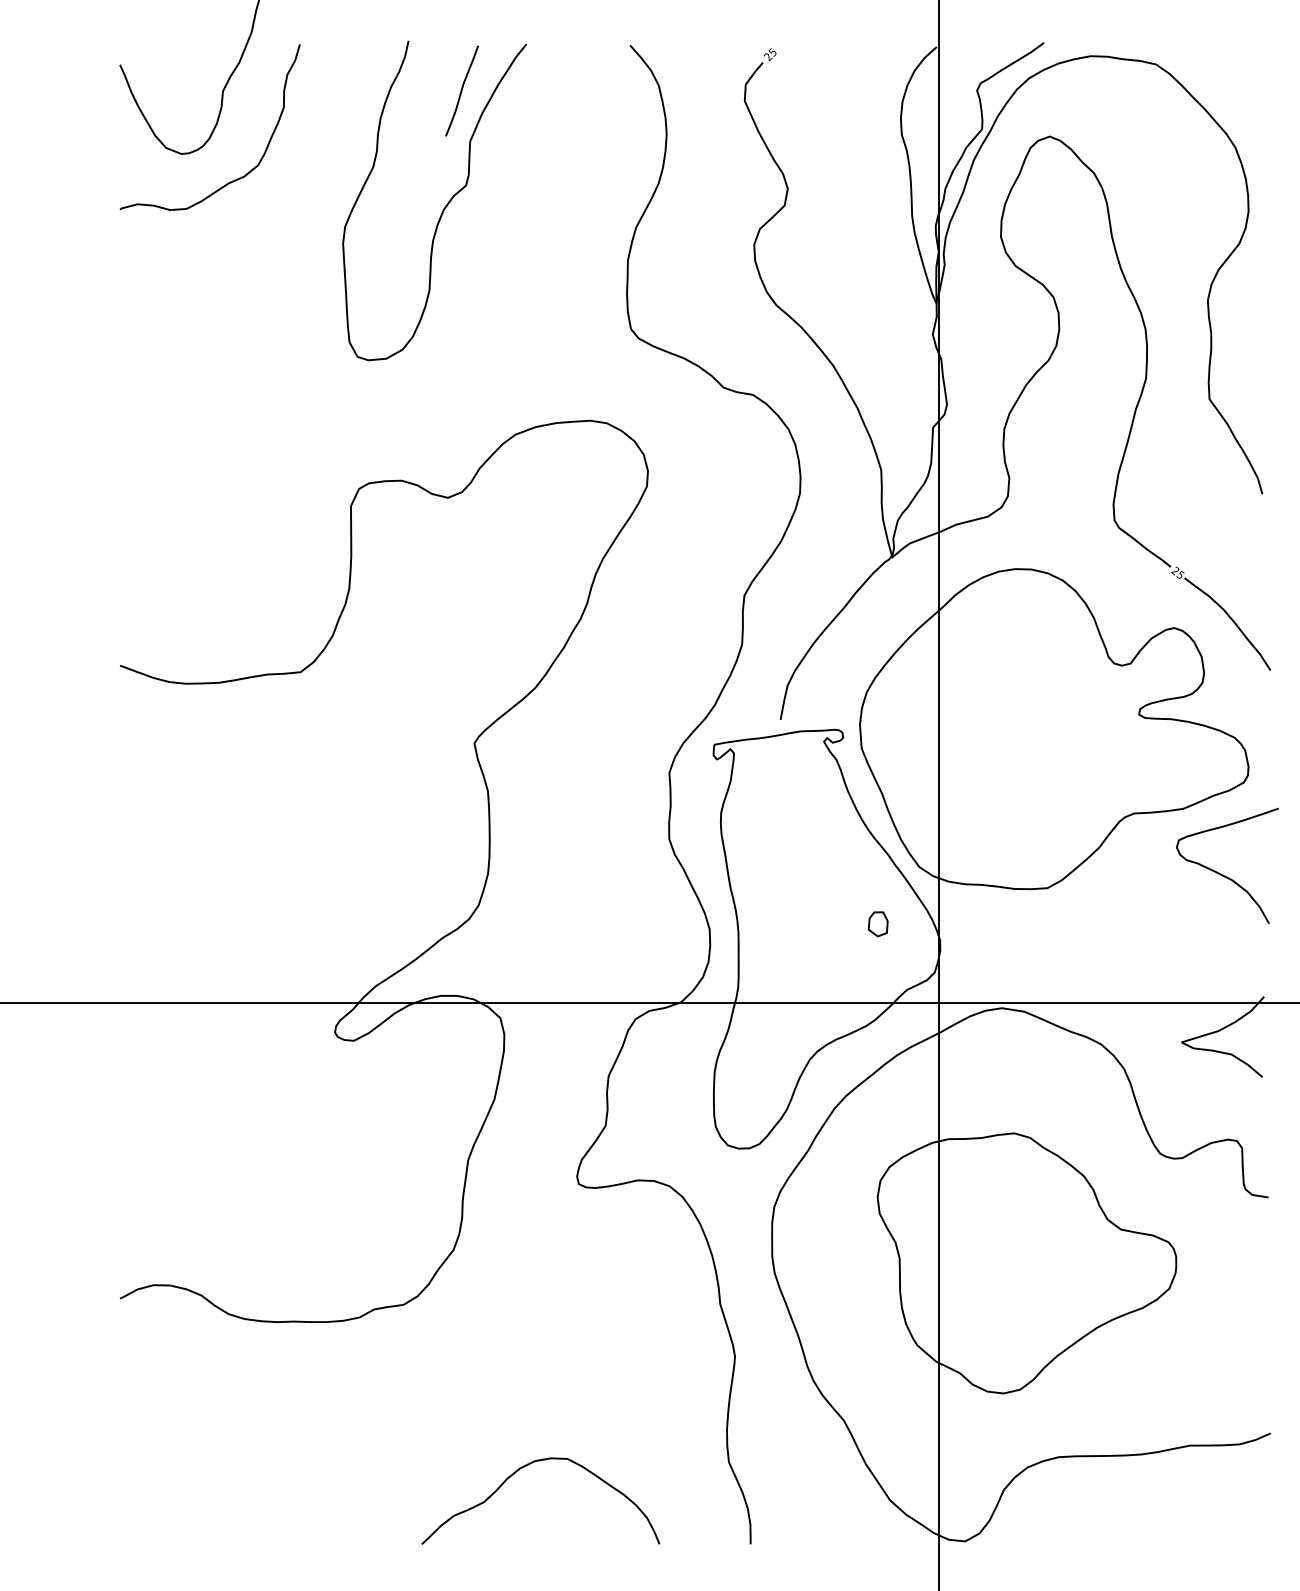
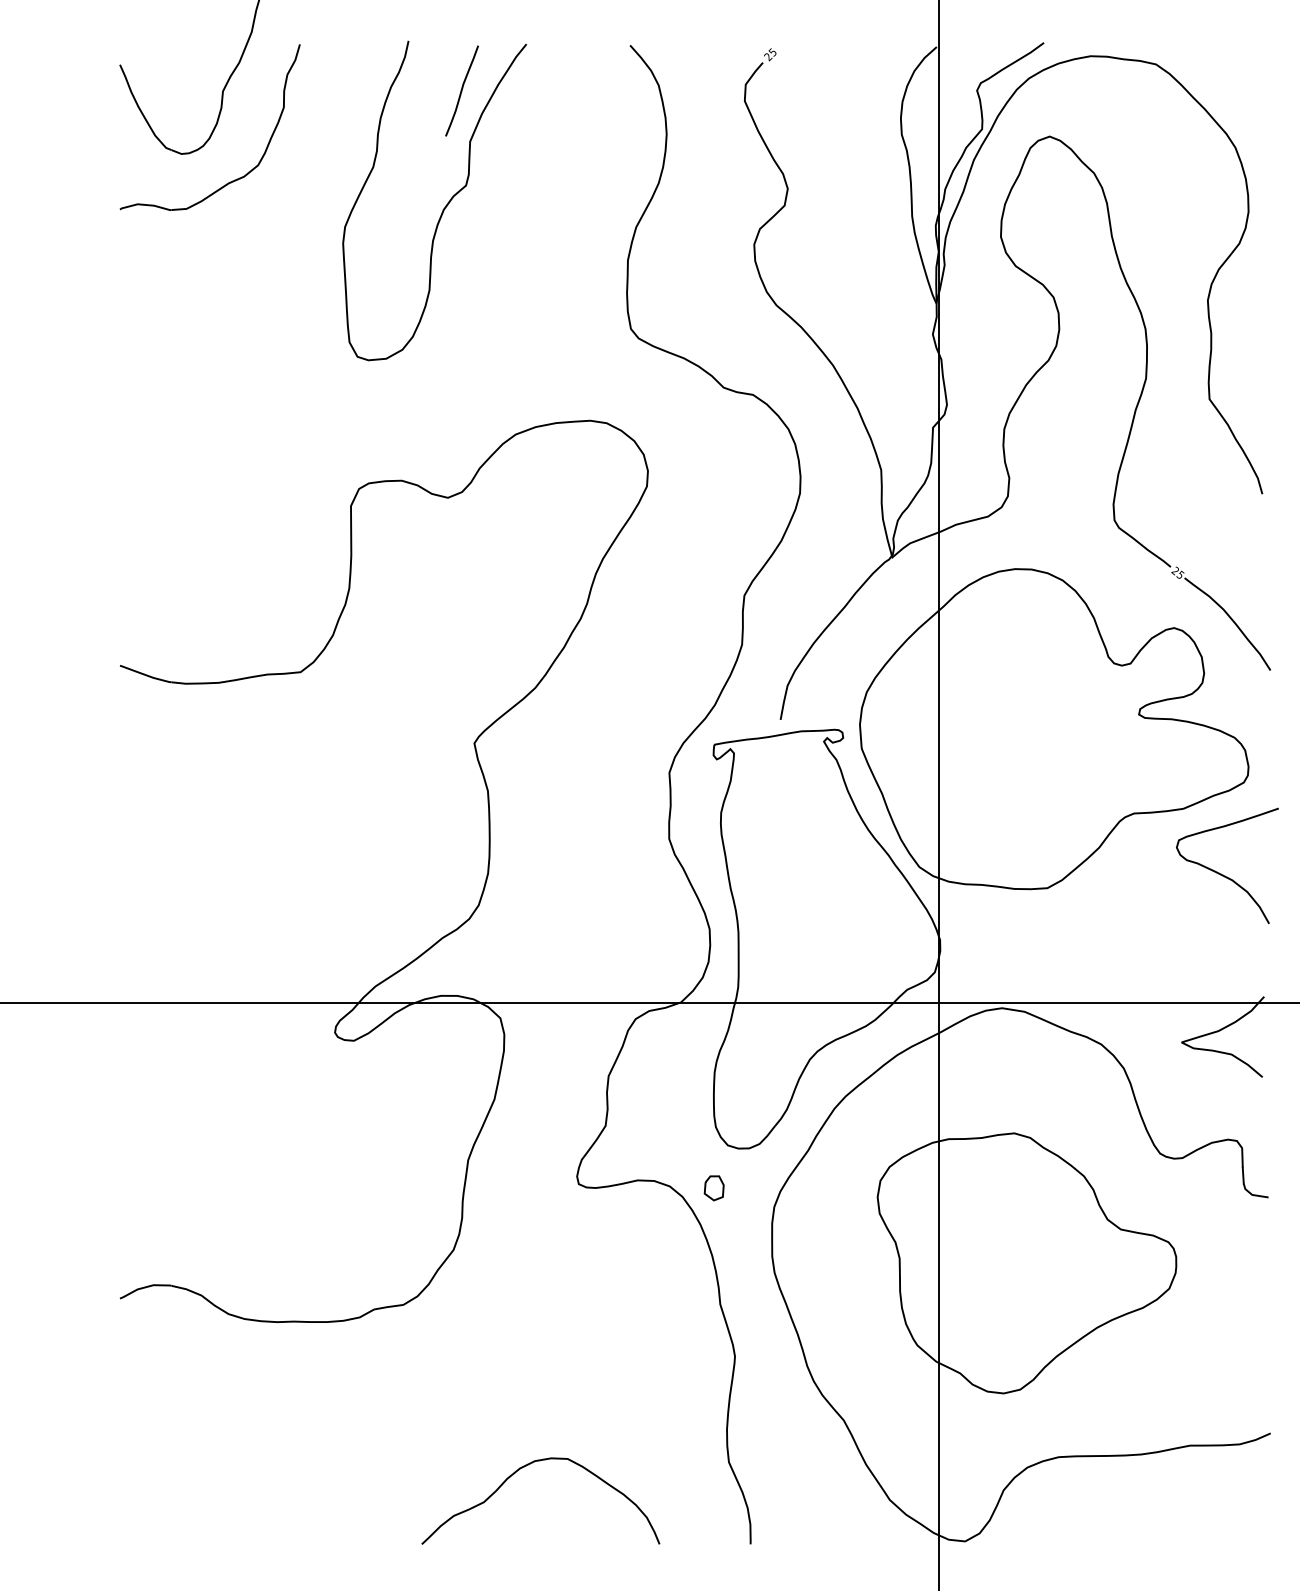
part position: (877, 924) -> (713, 1188) (713, 1188)
